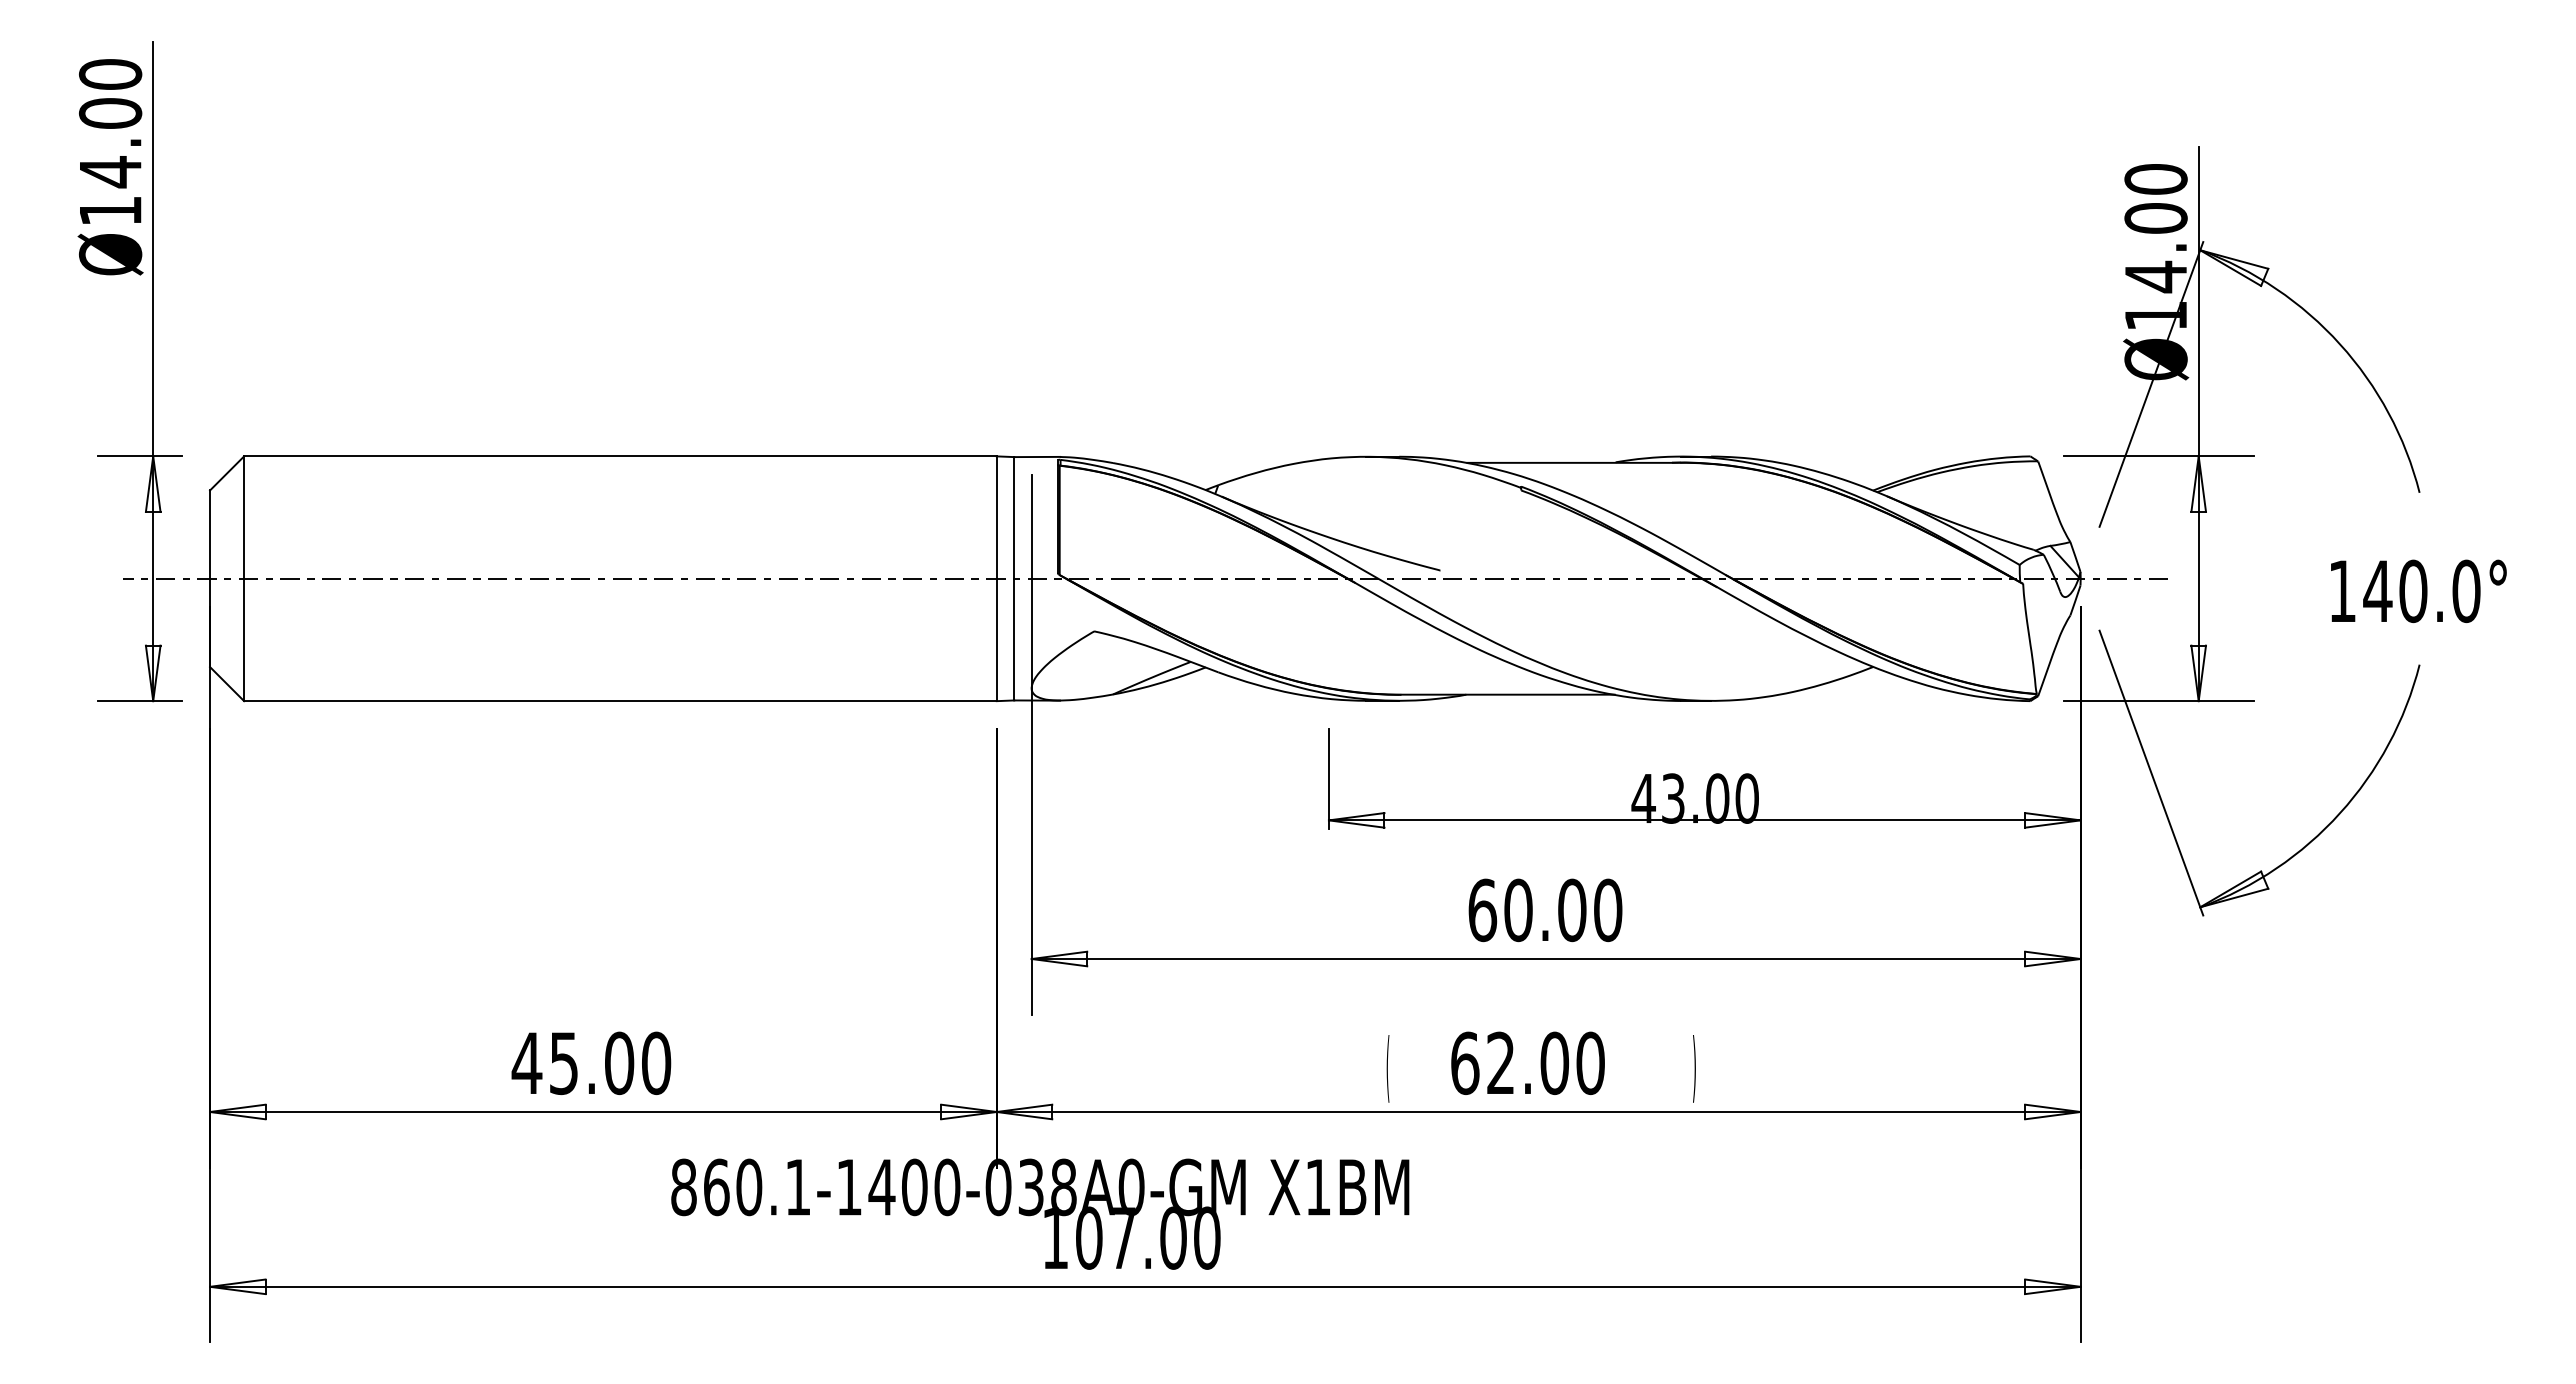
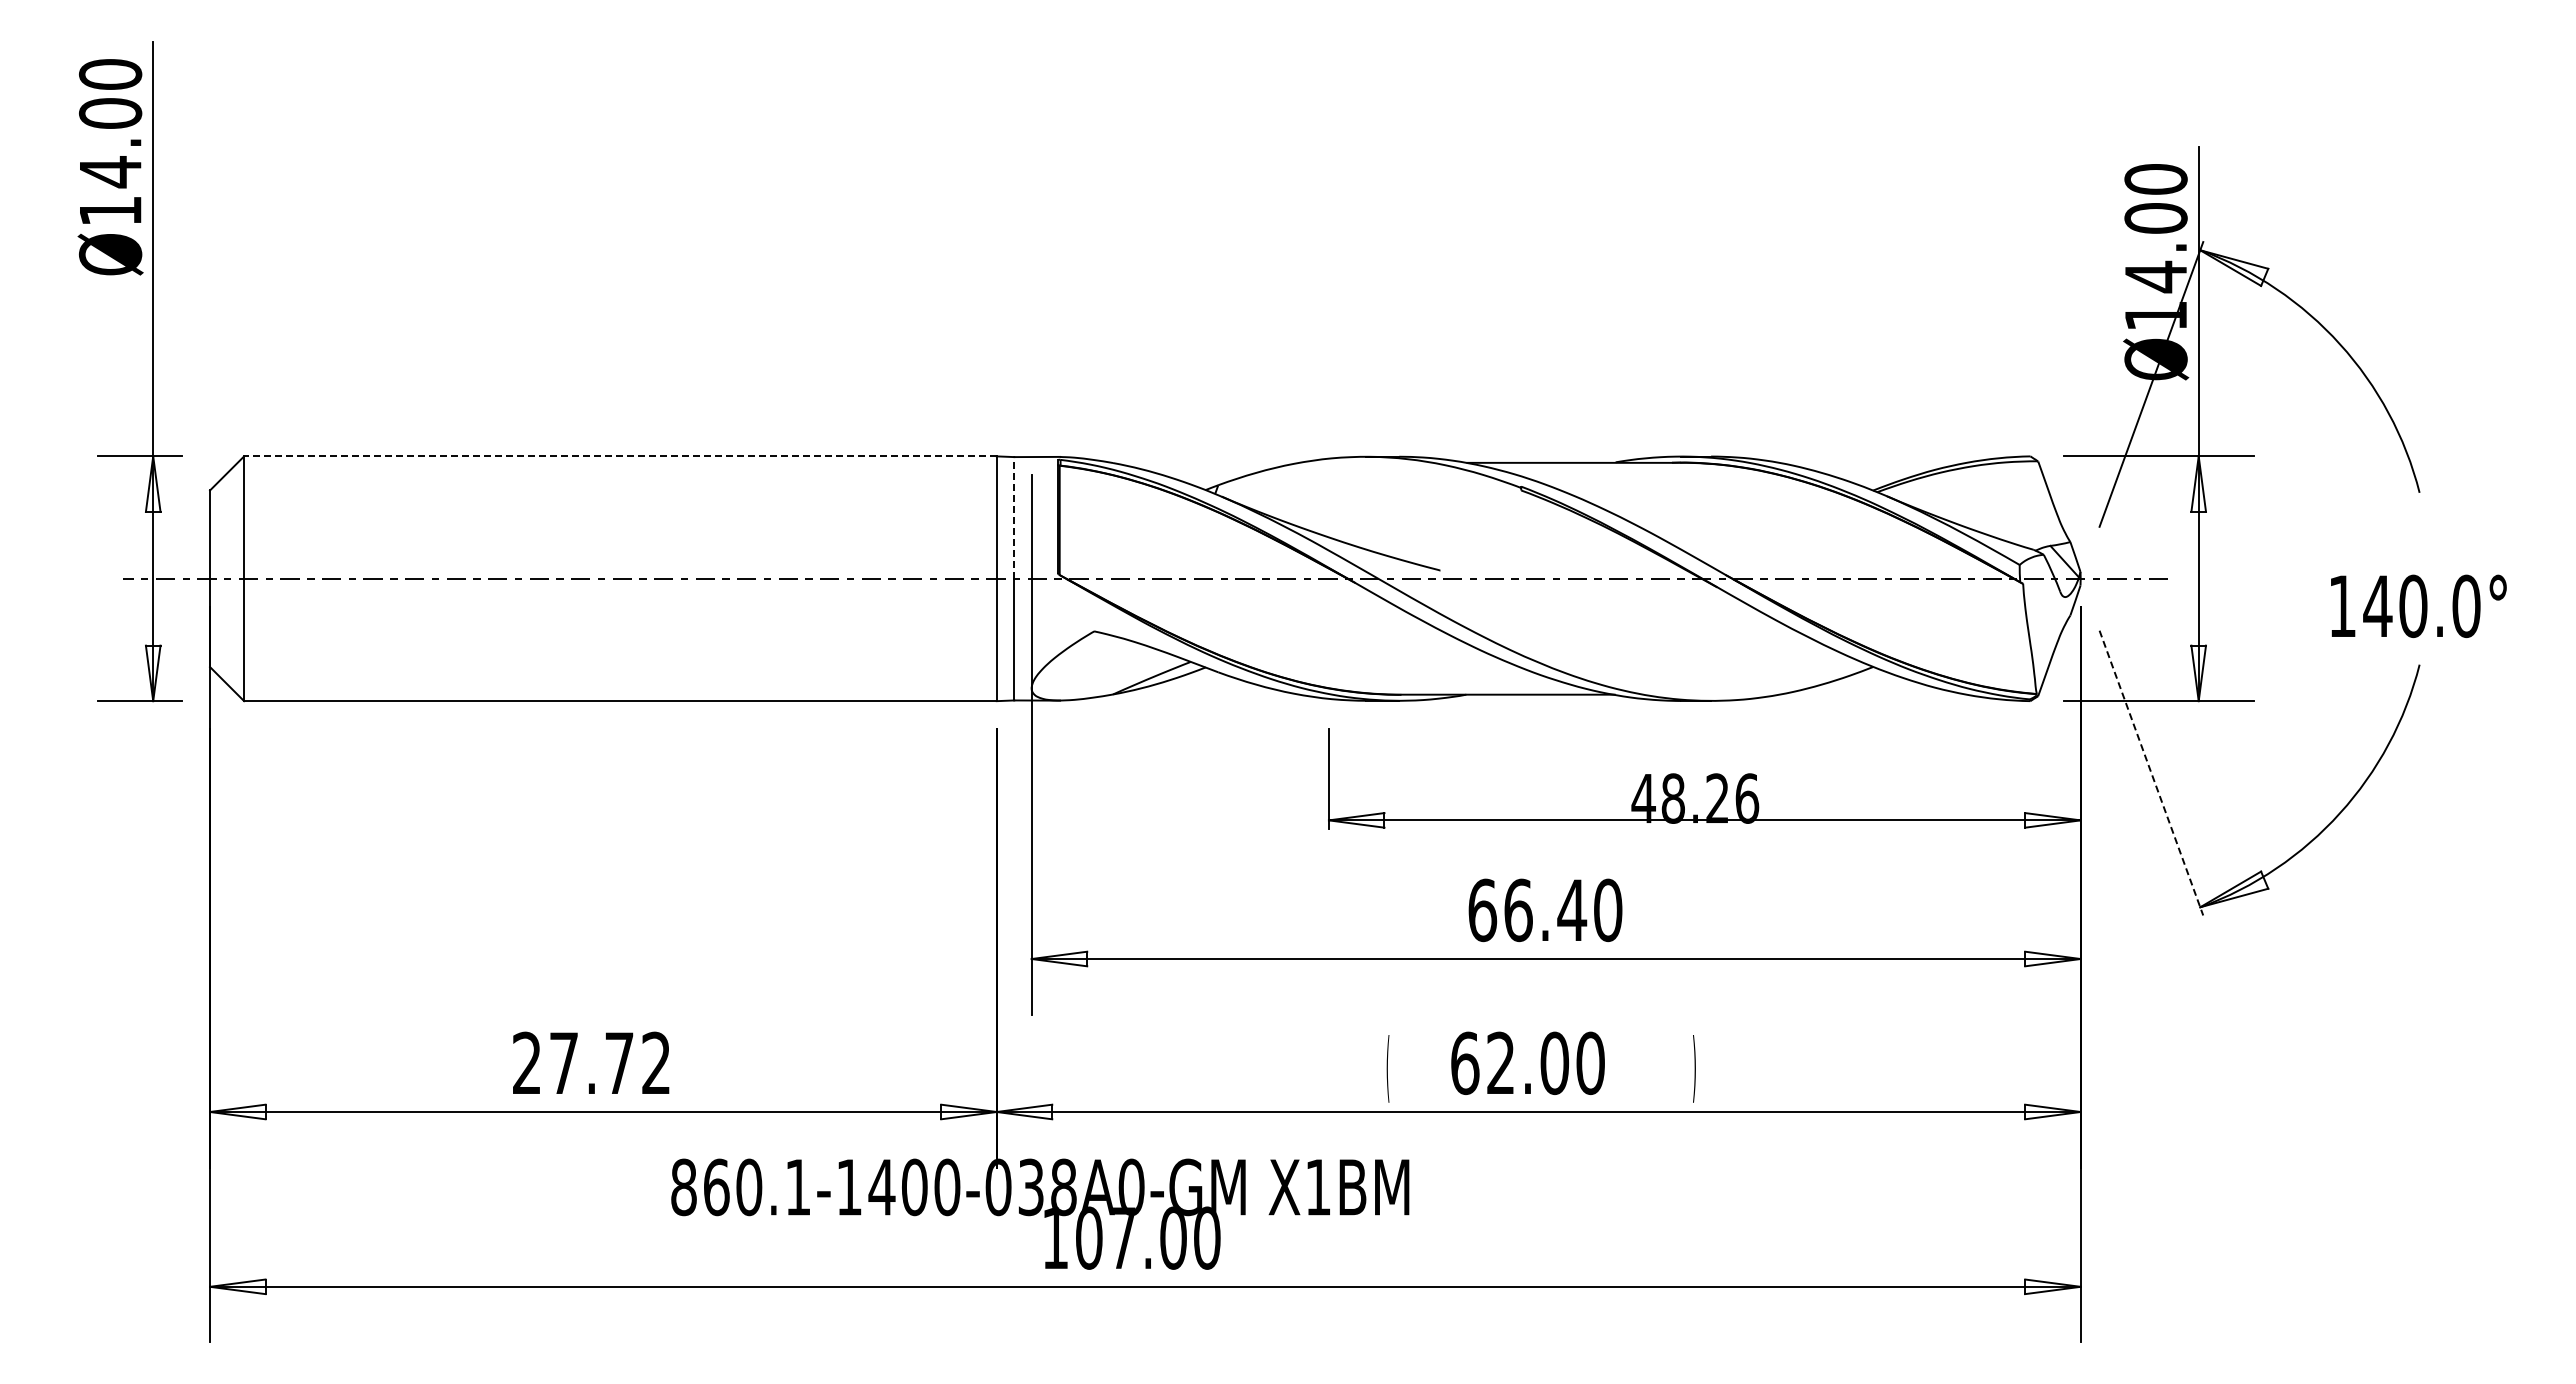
line: solid -> dashed (619, 456)
line: solid -> dashed (1014, 517)
text position: (2418, 591) -> (2418, 606) (2418, 606)
line: solid -> dashed (2151, 773)
text: 43.00 -> 48.26 (1710, 798)
text: 60.00 -> 66.40 (1545, 910)
text: 45.00 -> 27.72 (591, 1063)
